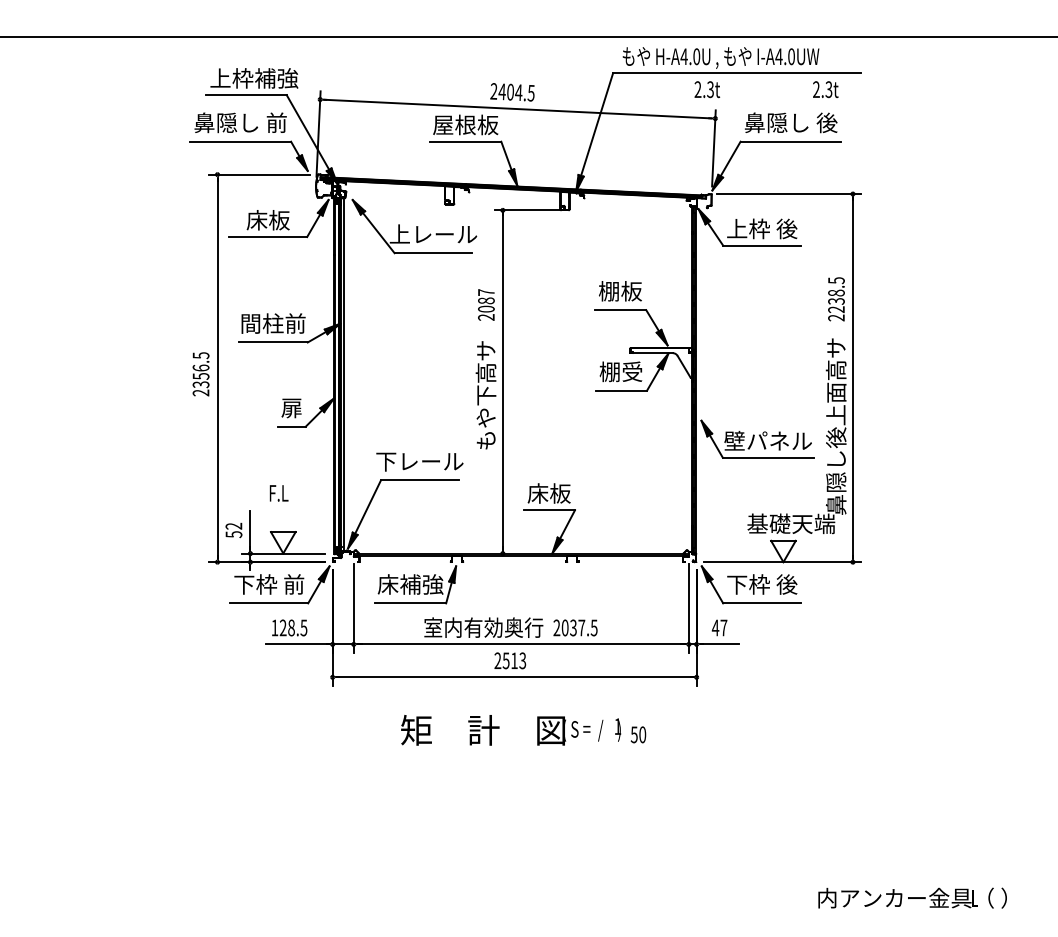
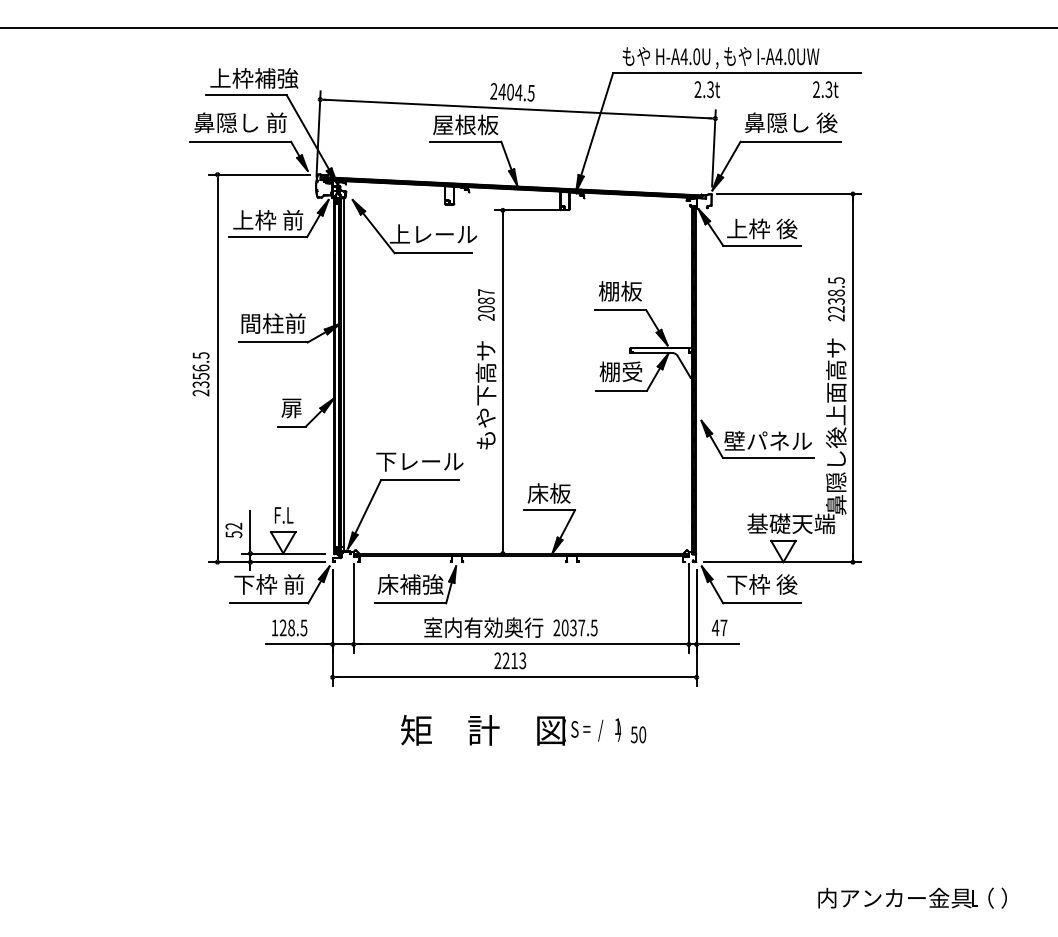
line position: (528, 37) -> (528, 28) (528, 28)
text: 床板 -> 上枠 前 (268, 220)
text position: (278, 493) -> (283, 515) (283, 515)
text: 2513 -> 2213 (505, 660)
